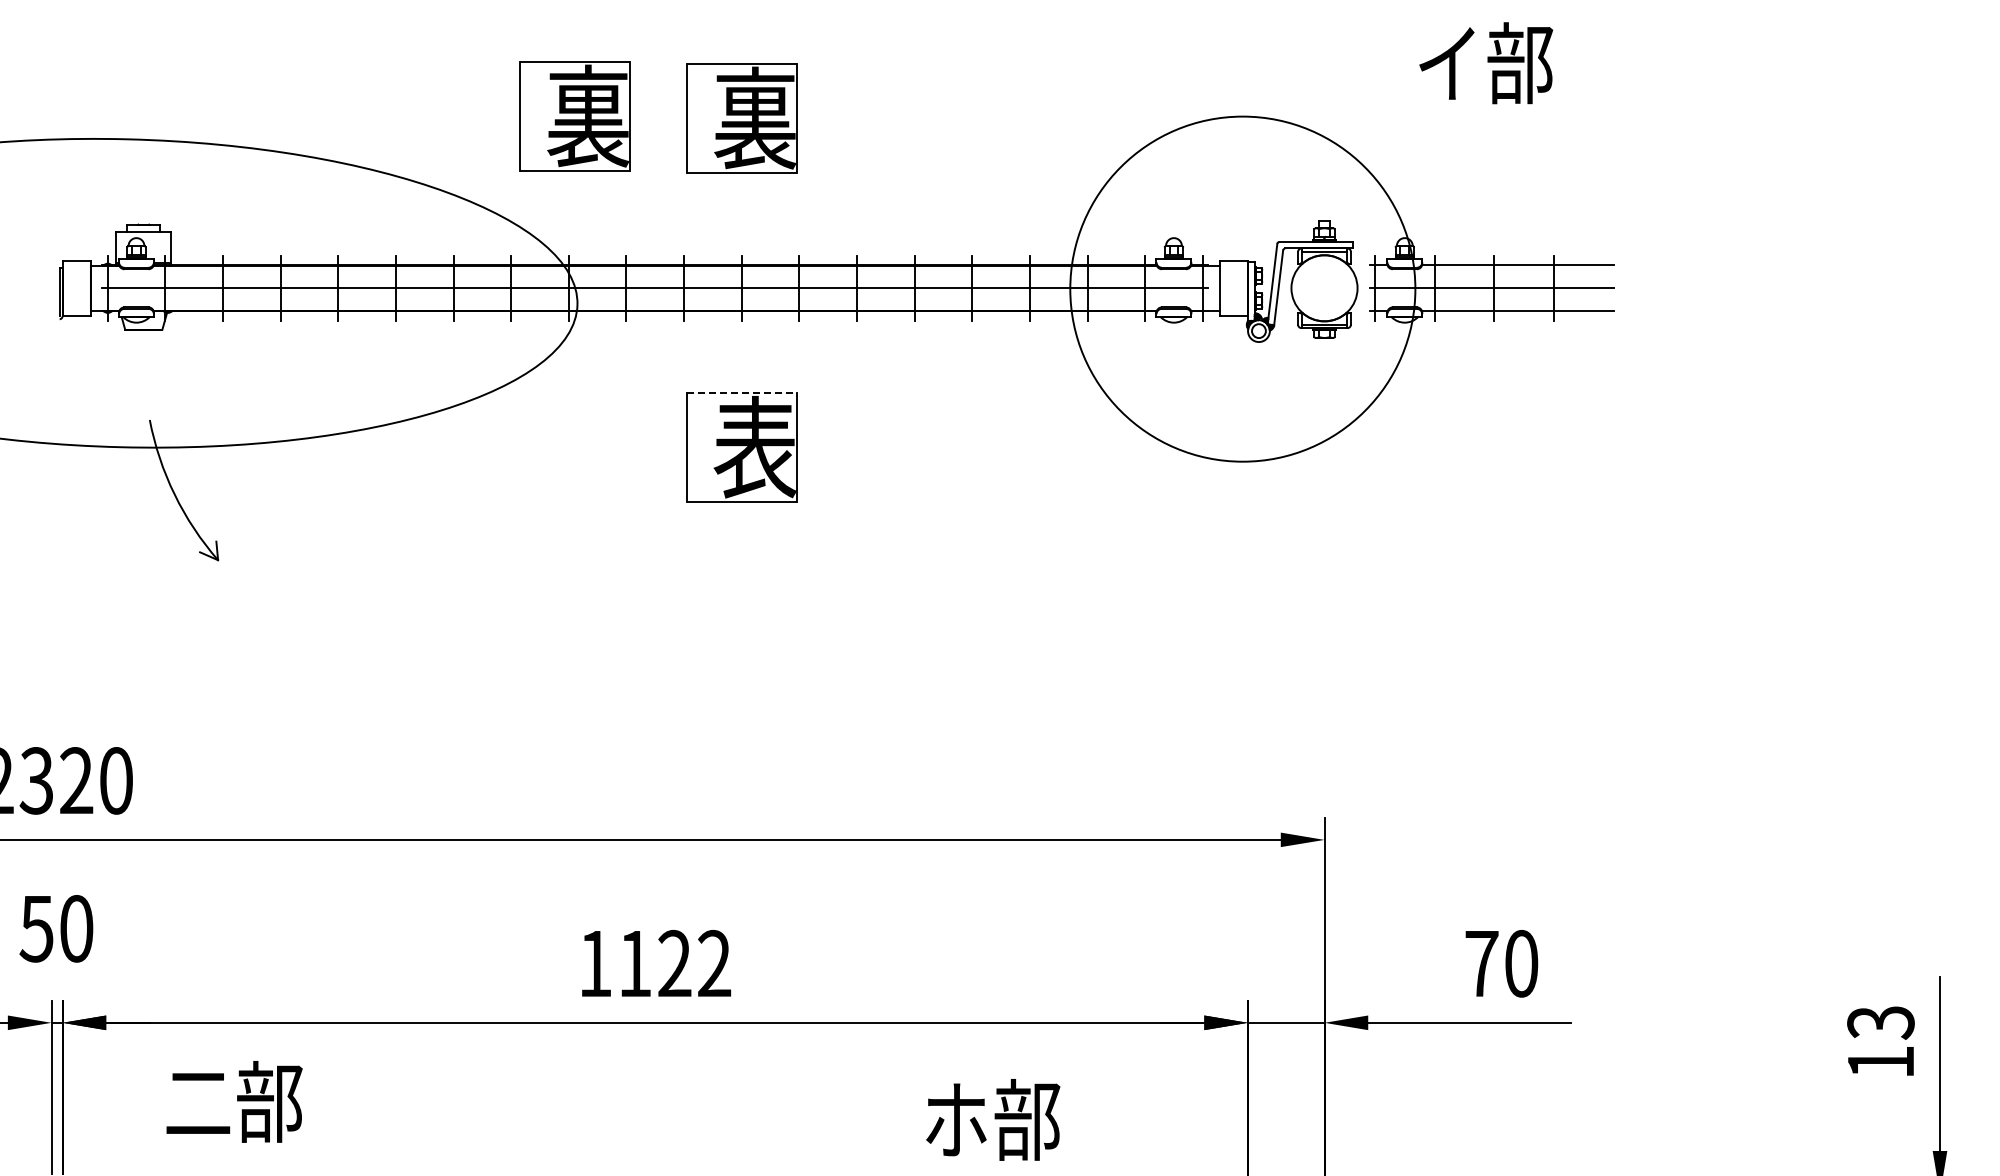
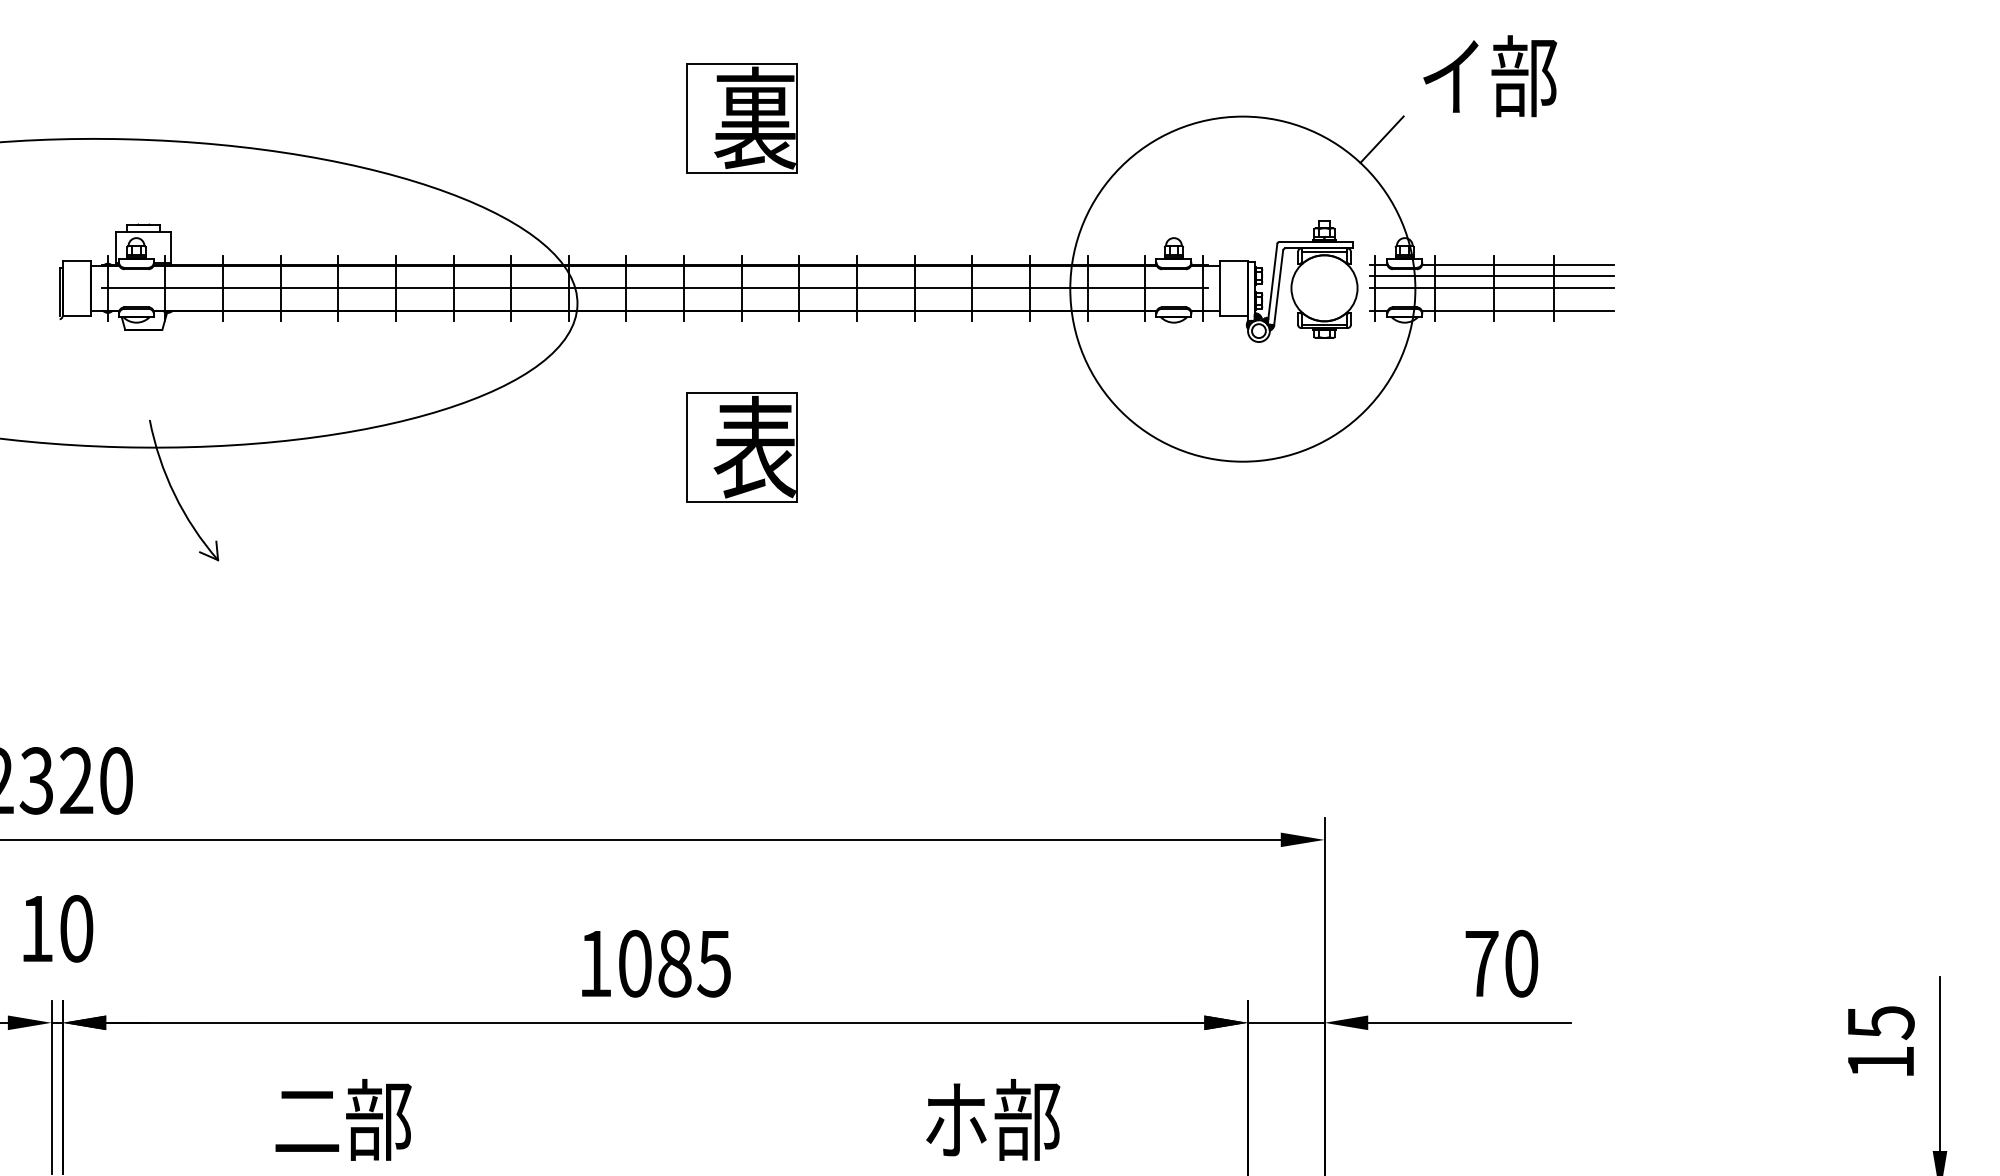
text position: (1486, 63) -> (1490, 76) (1490, 76)
part: present -> none (574, 116)
line: none -> present (1381, 139)
line: none -> present (1491, 276)
line: dashed -> solid (742, 393)
text: 50 -> 10 (36, 929)
text: 1122 -> 1085 (675, 963)
text: 13 -> 15 (1880, 1023)
text position: (234, 1101) -> (343, 1119) (343, 1119)
